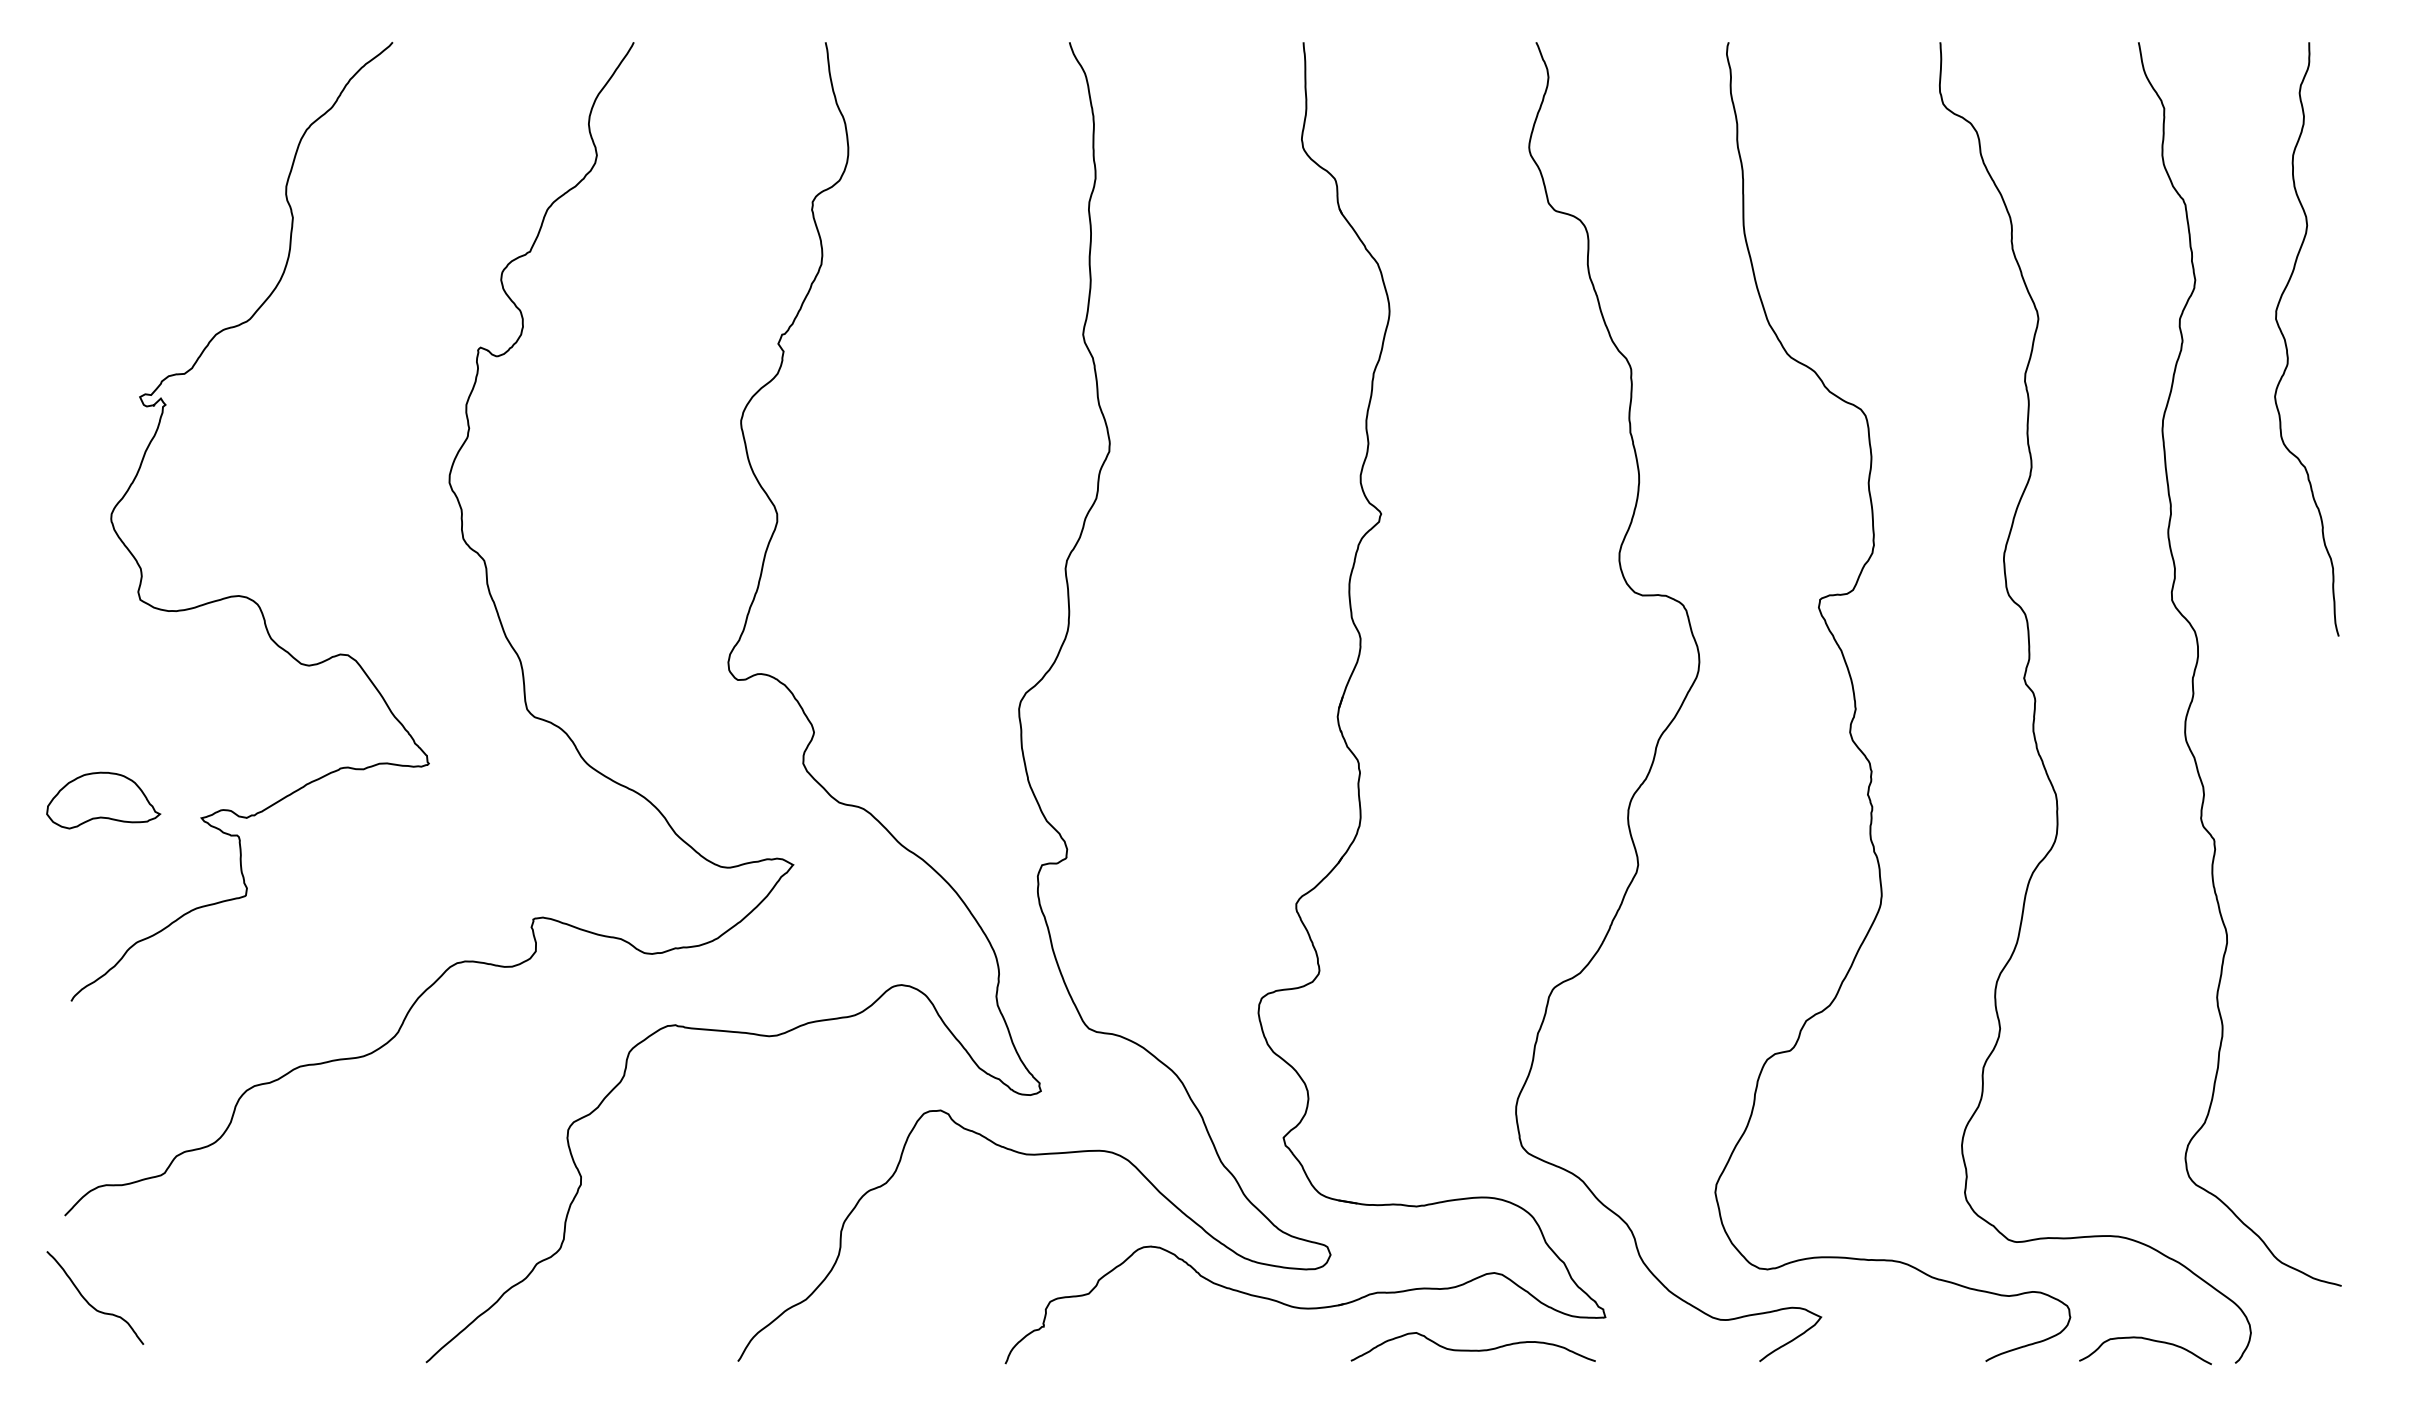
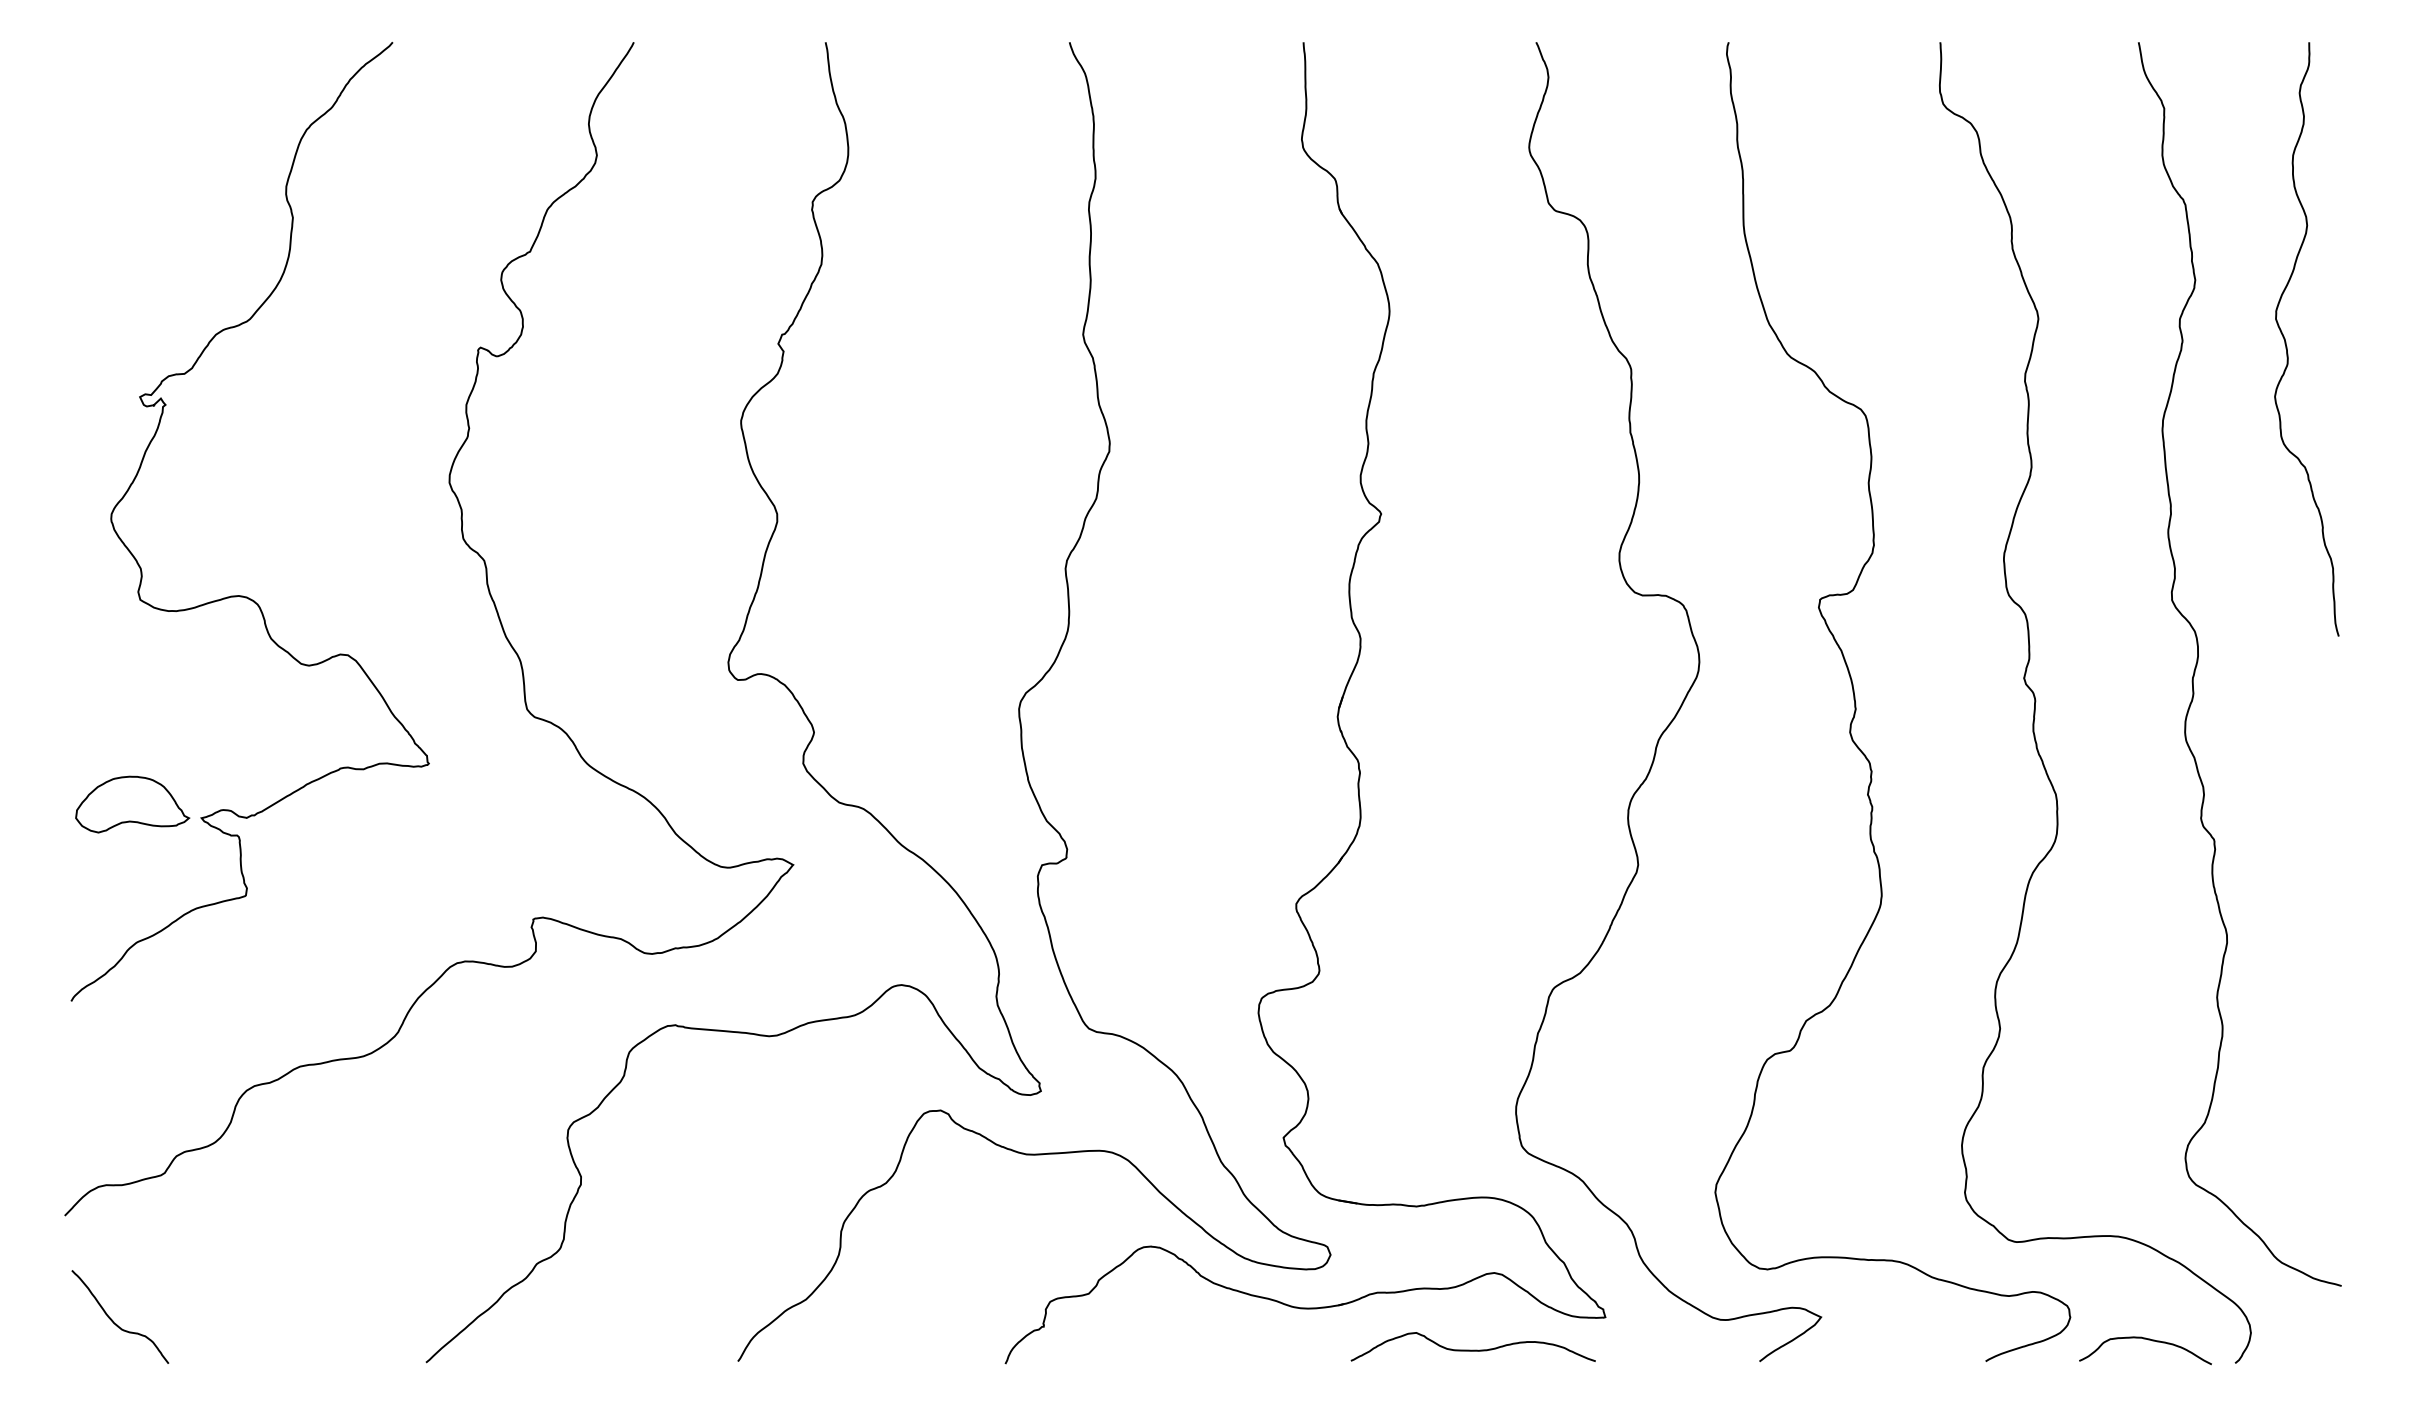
part position: (103, 800) -> (132, 804) (132, 804)
curve position: (88, 1301) -> (113, 1320) (113, 1320)
